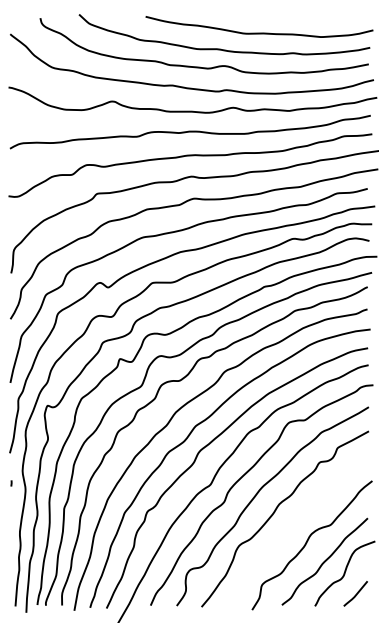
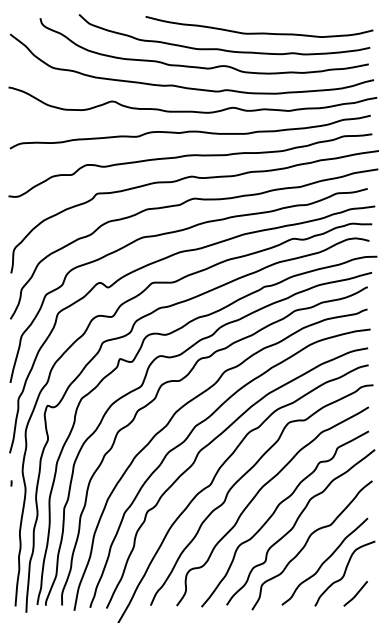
curve: none -> present (295, 525)
